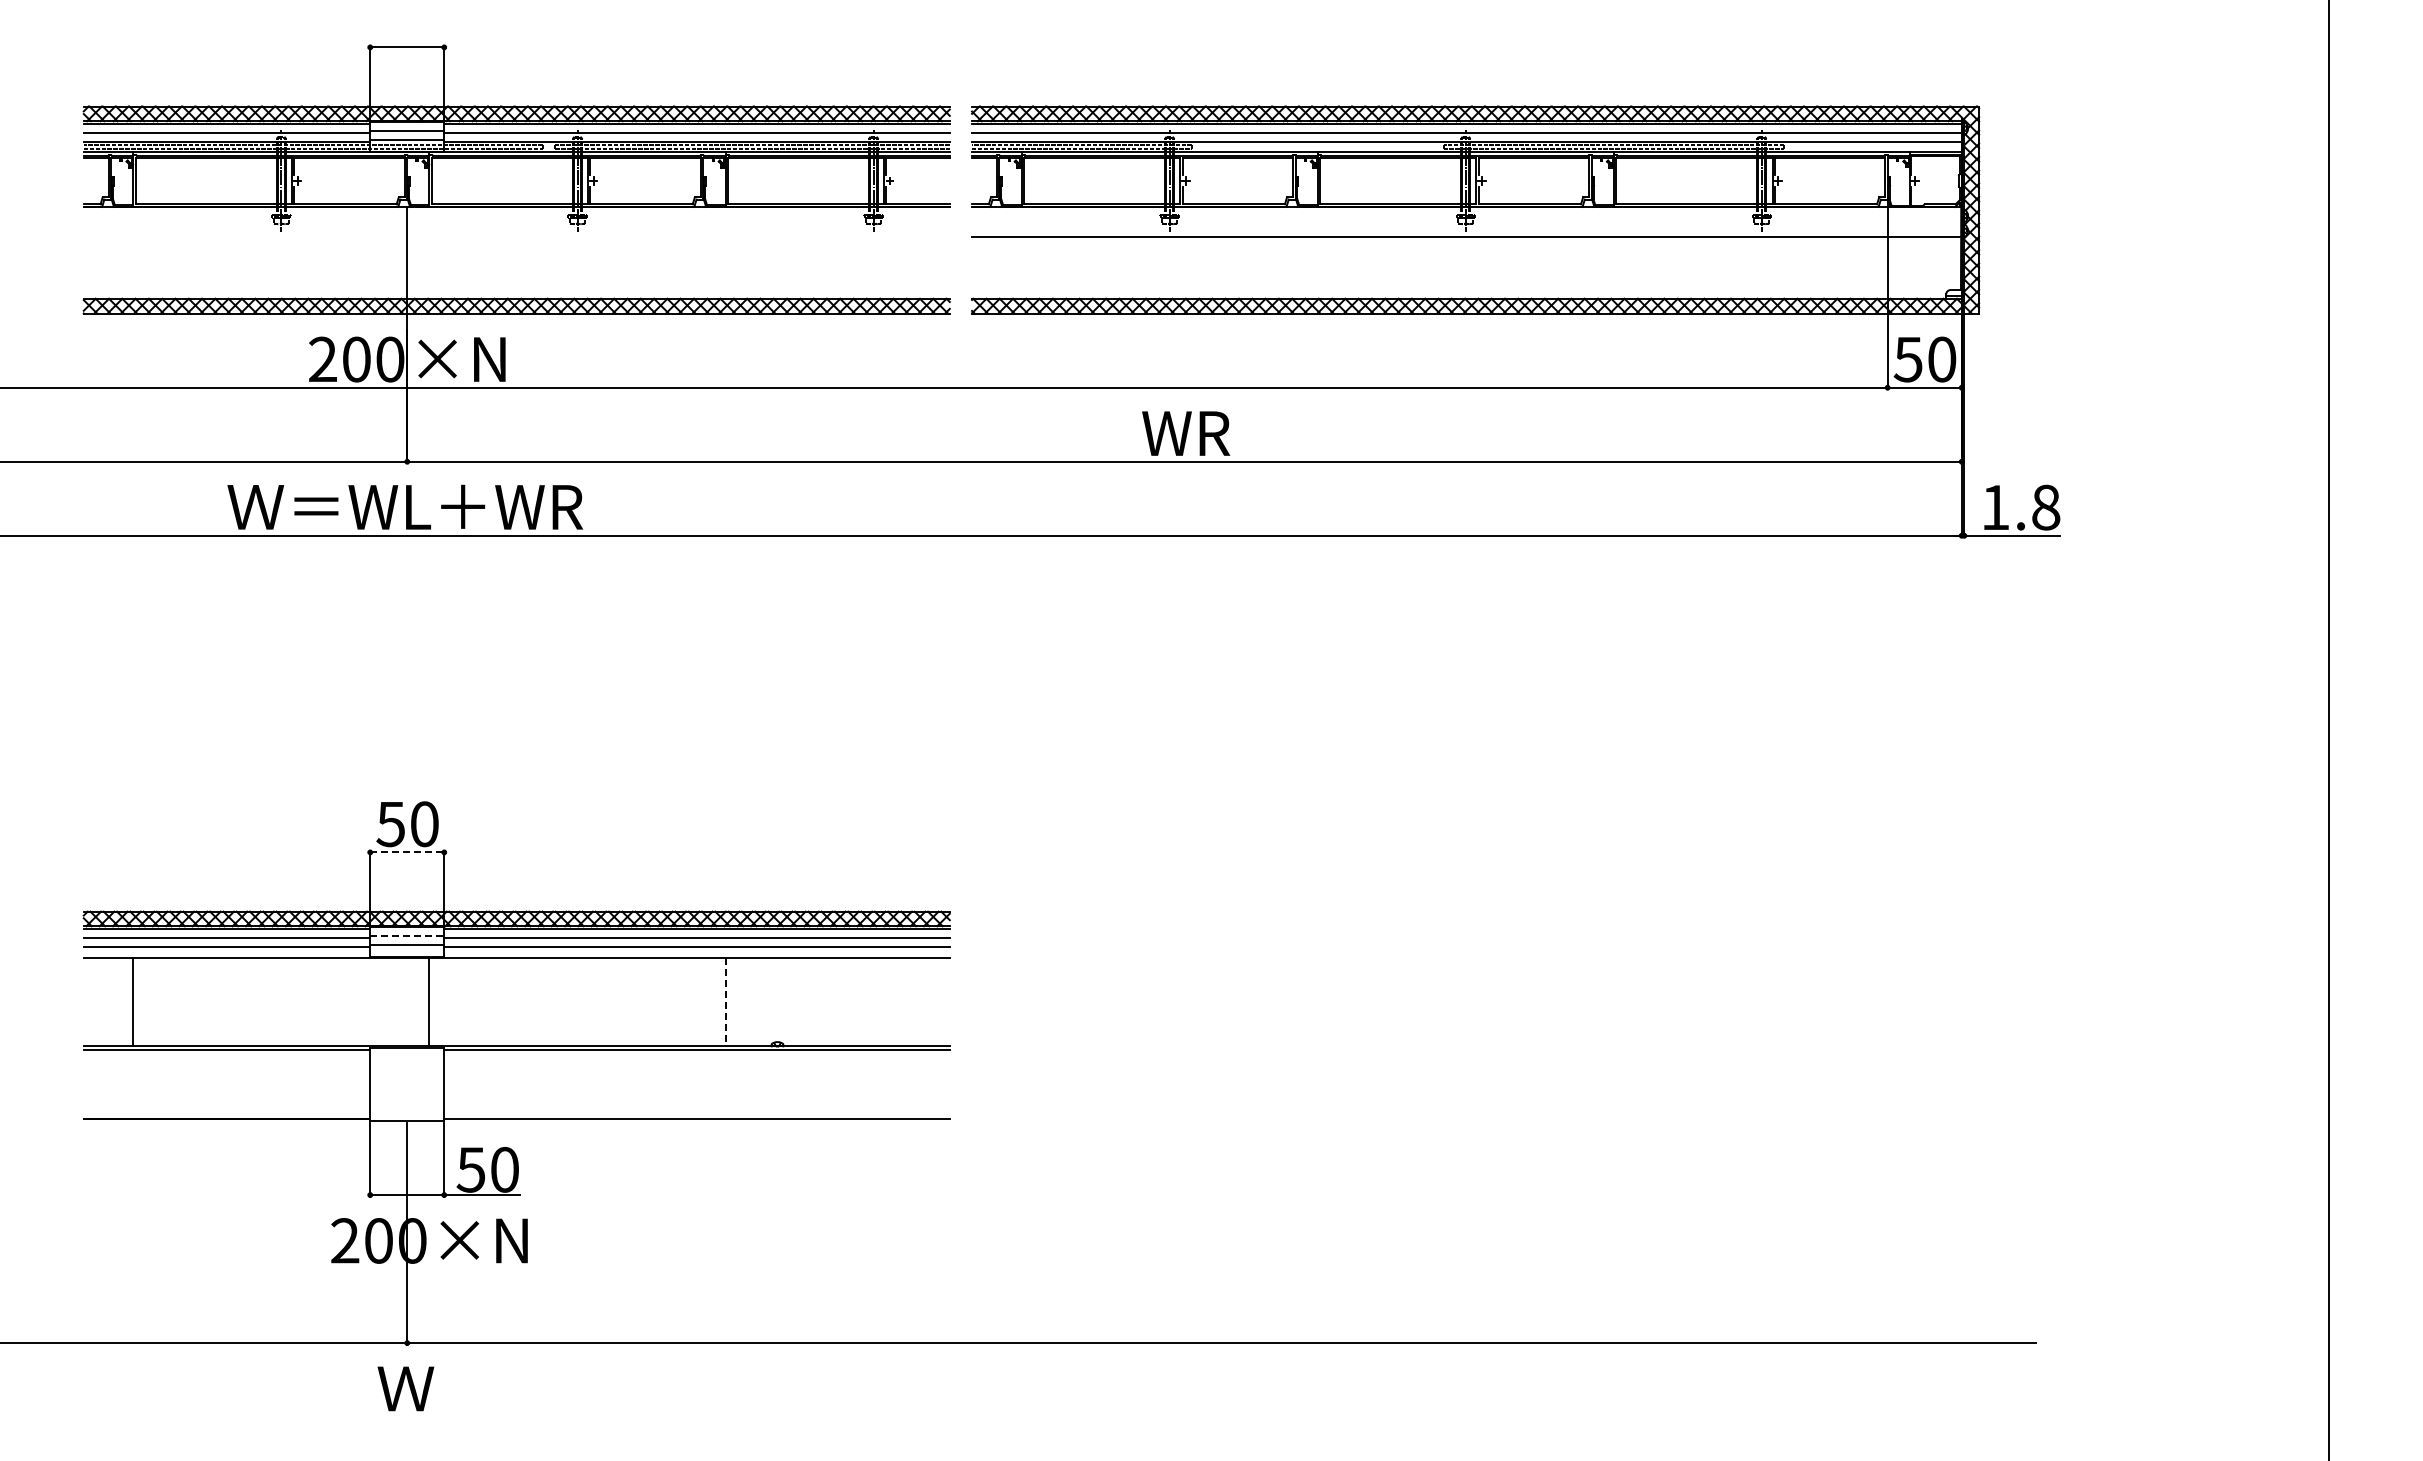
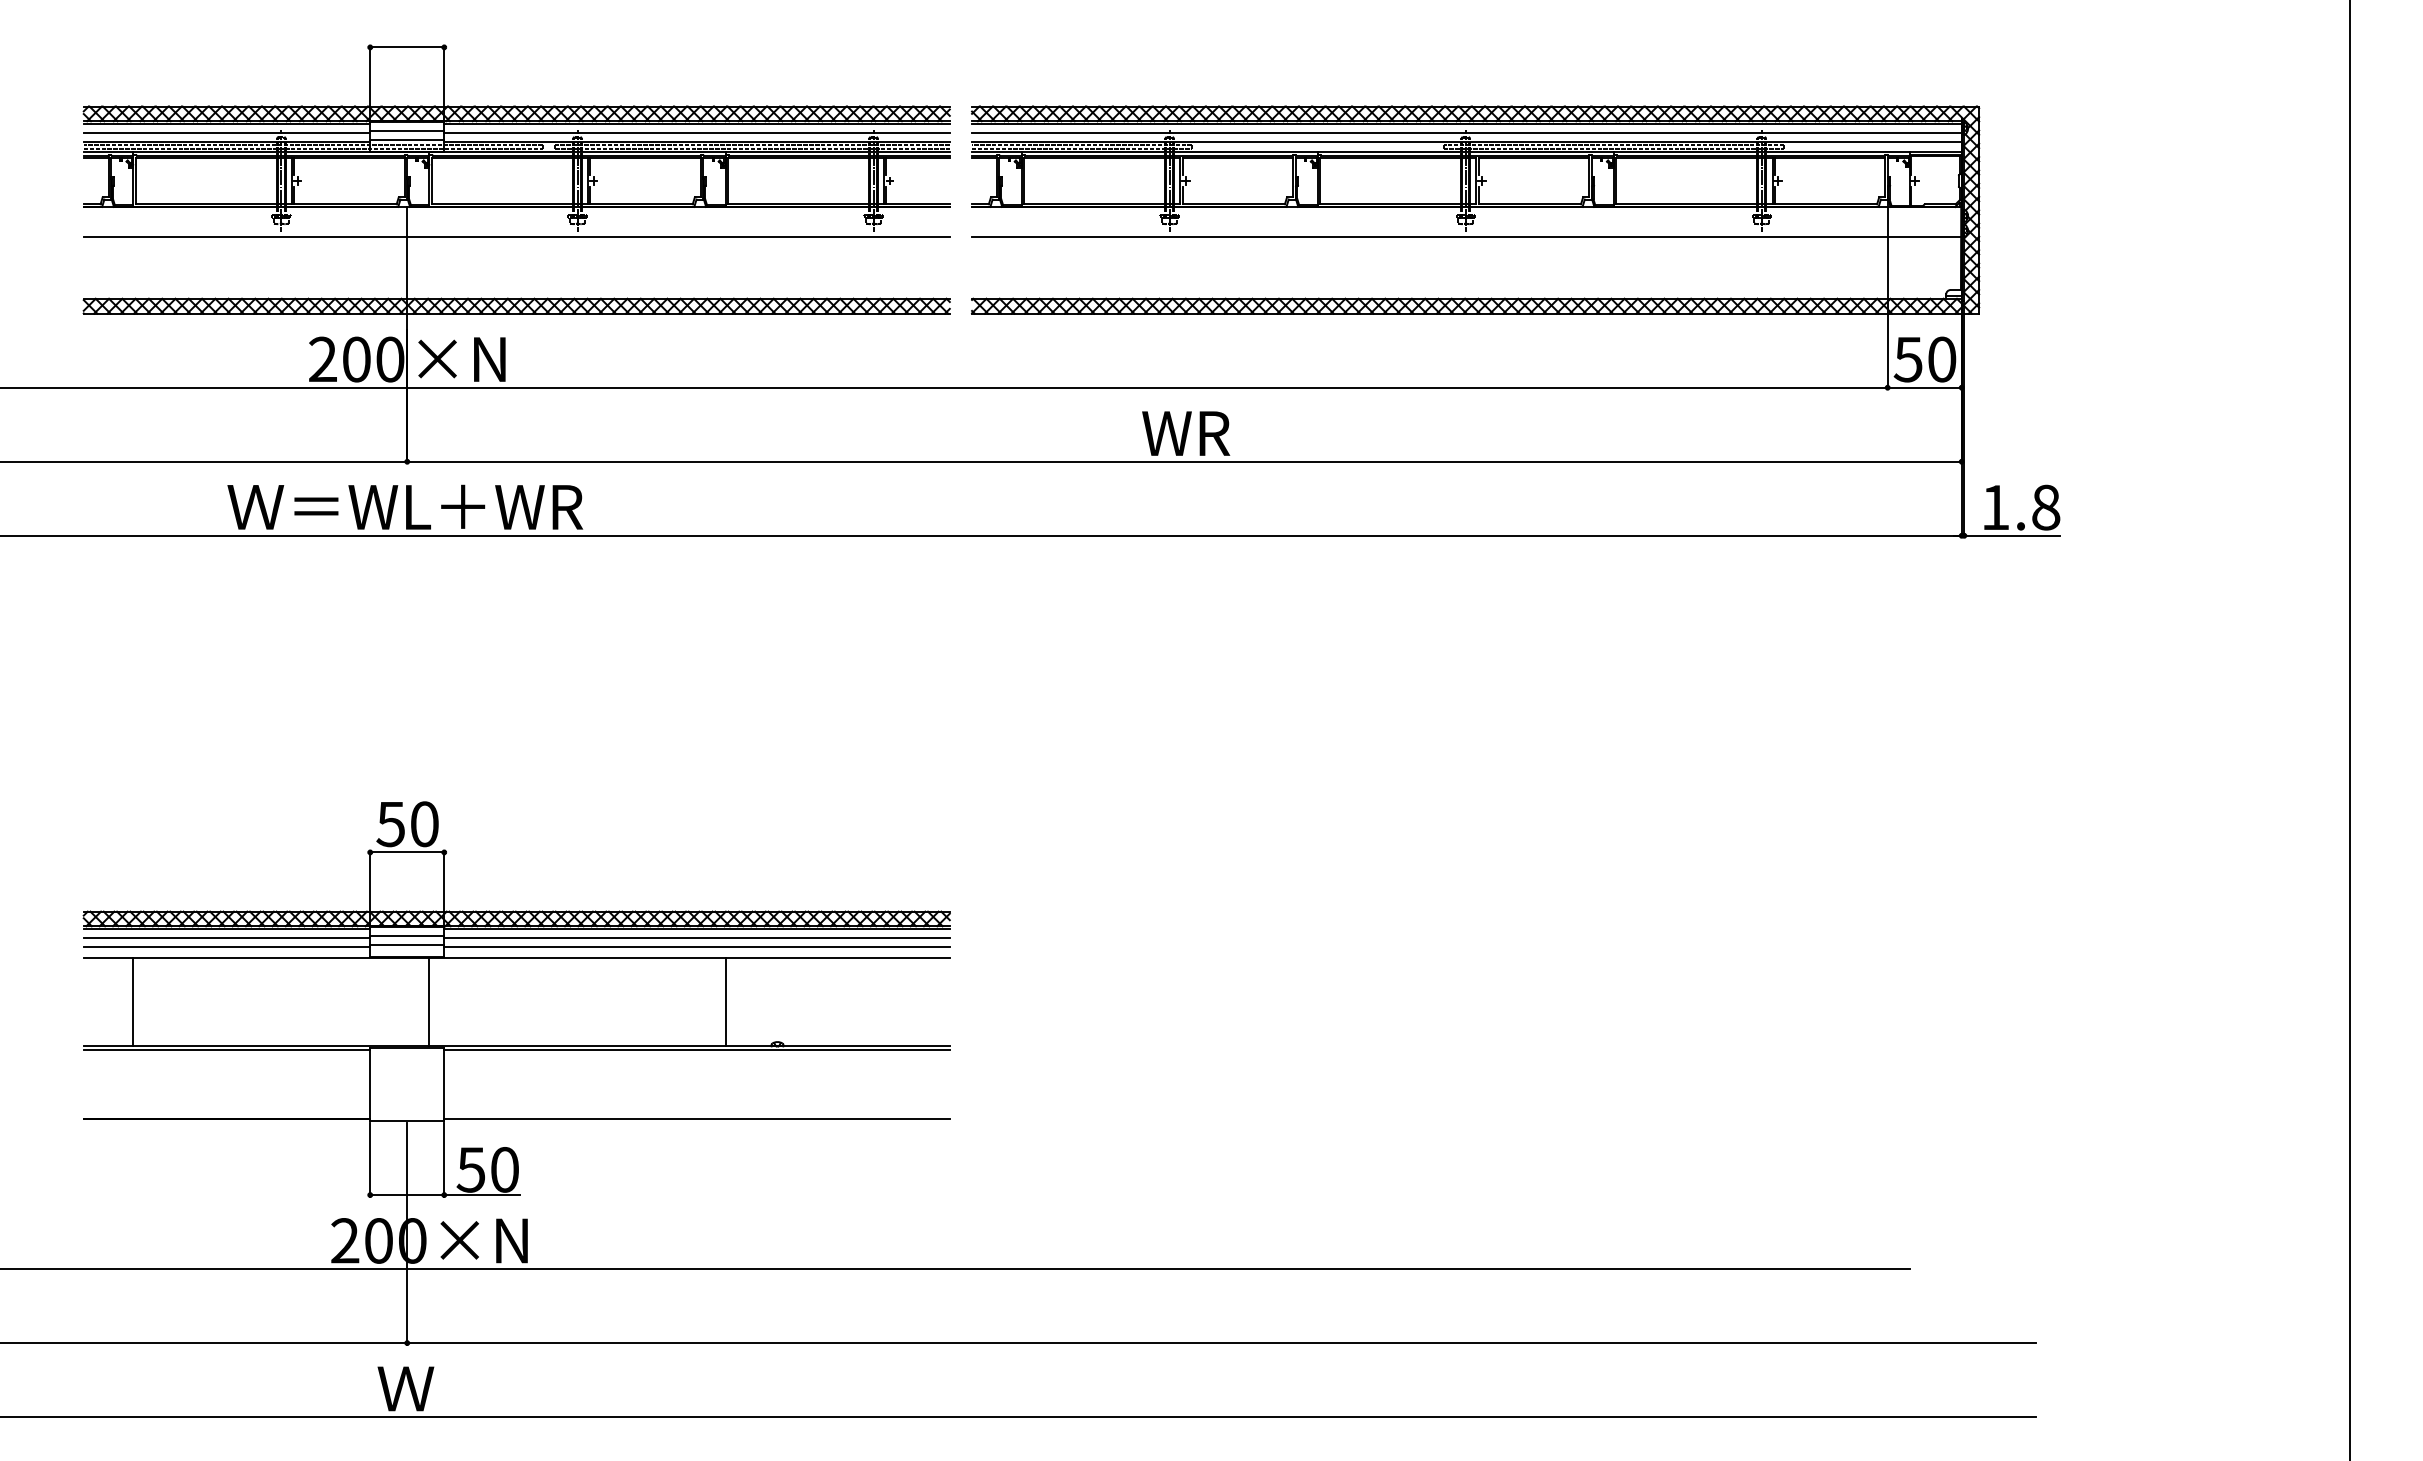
line: none -> present (516, 236)
line position: (2329, 729) -> (2350, 729) (2350, 729)
line: dashed -> solid (407, 852)
line: dashed -> solid (407, 936)
line: dashed -> solid (725, 1002)
line: none -> present (955, 1269)
line: none -> present (1018, 1417)
